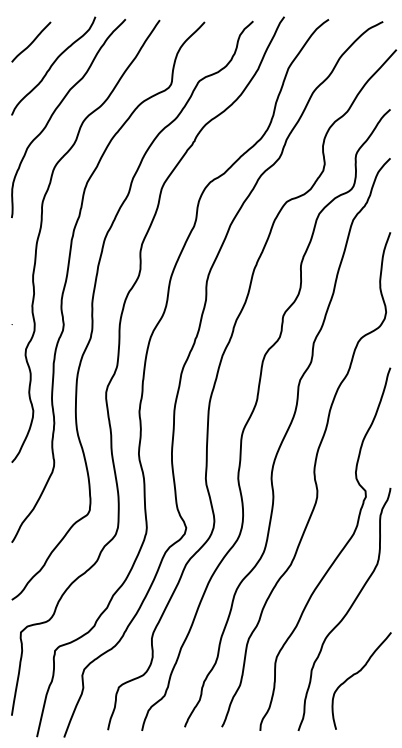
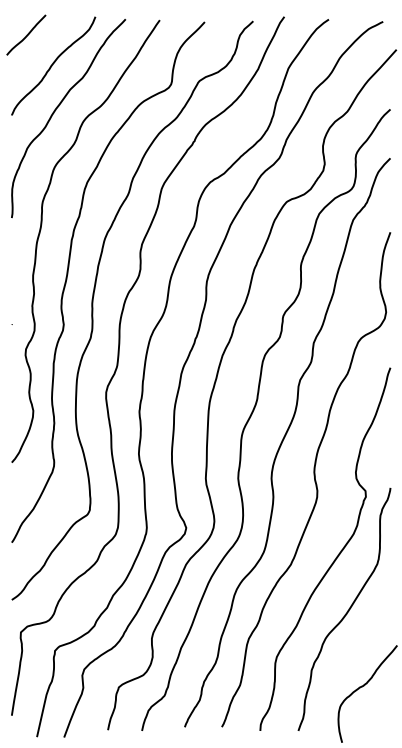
line position: (31, 41) -> (26, 34) (26, 34)
curve position: (358, 673) -> (364, 686) (364, 686)
